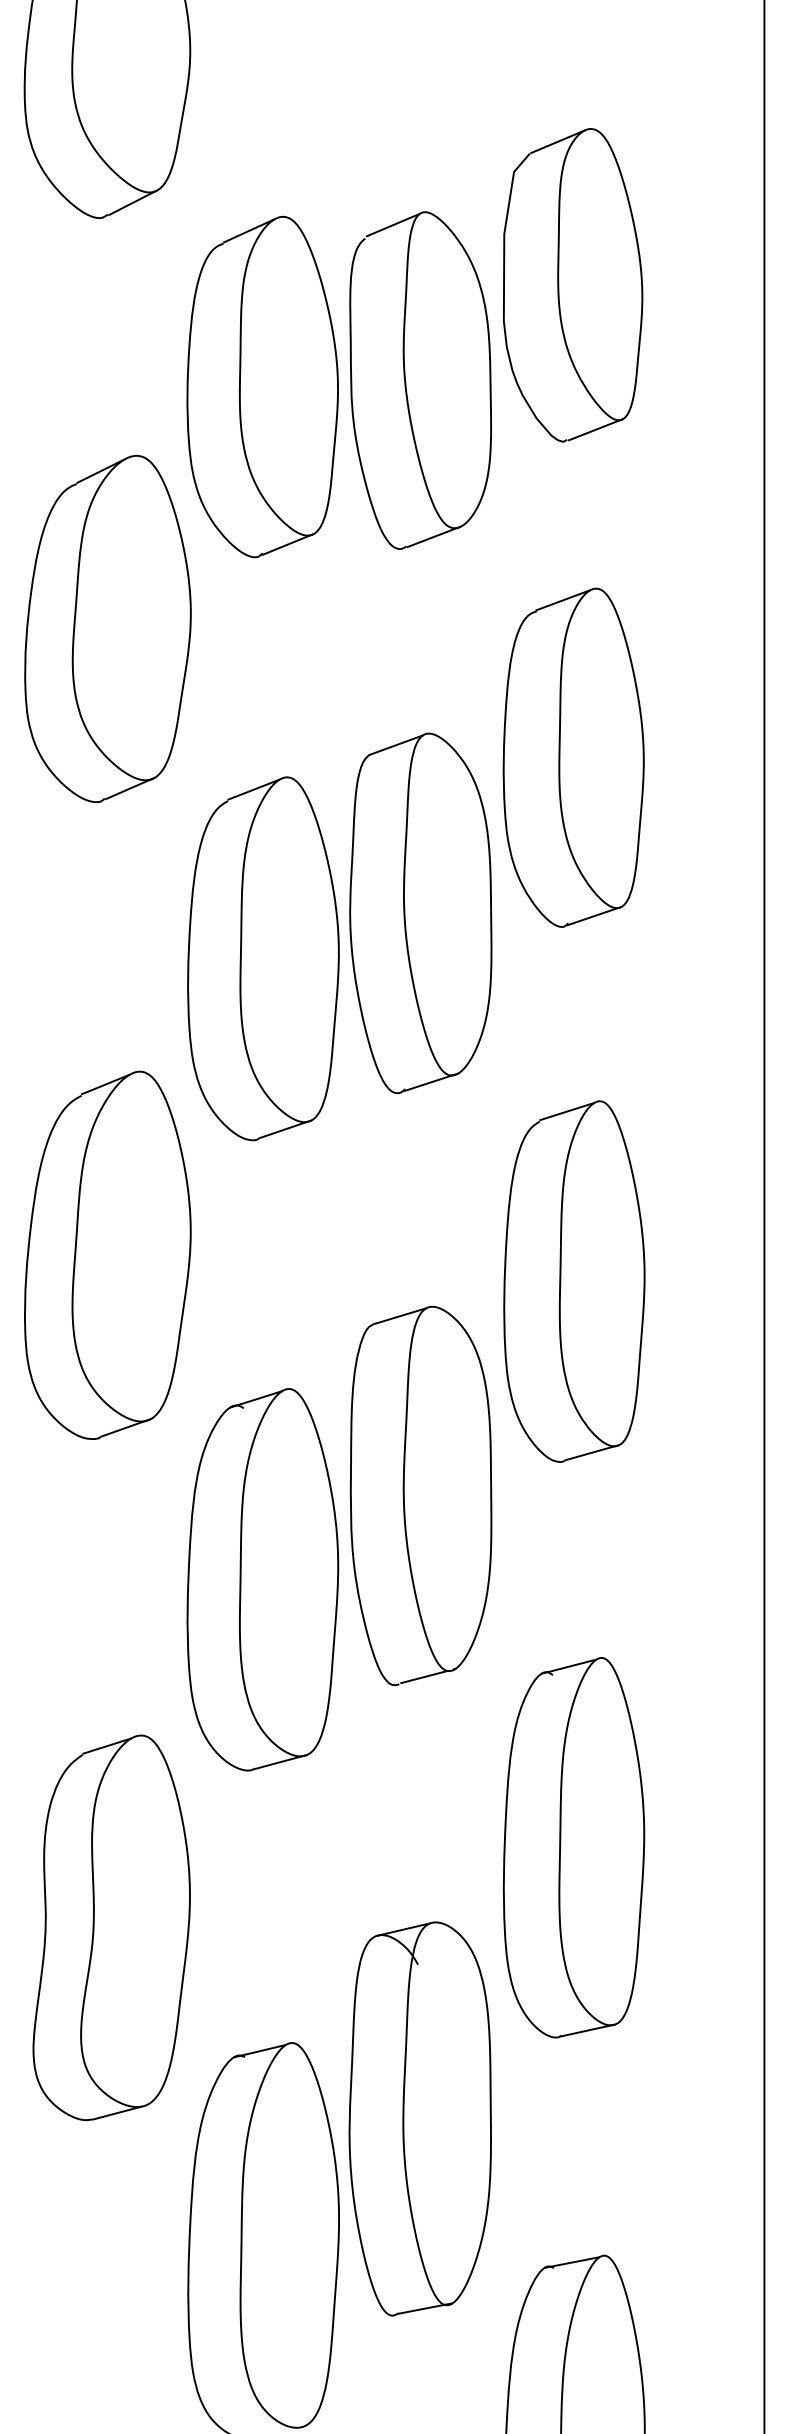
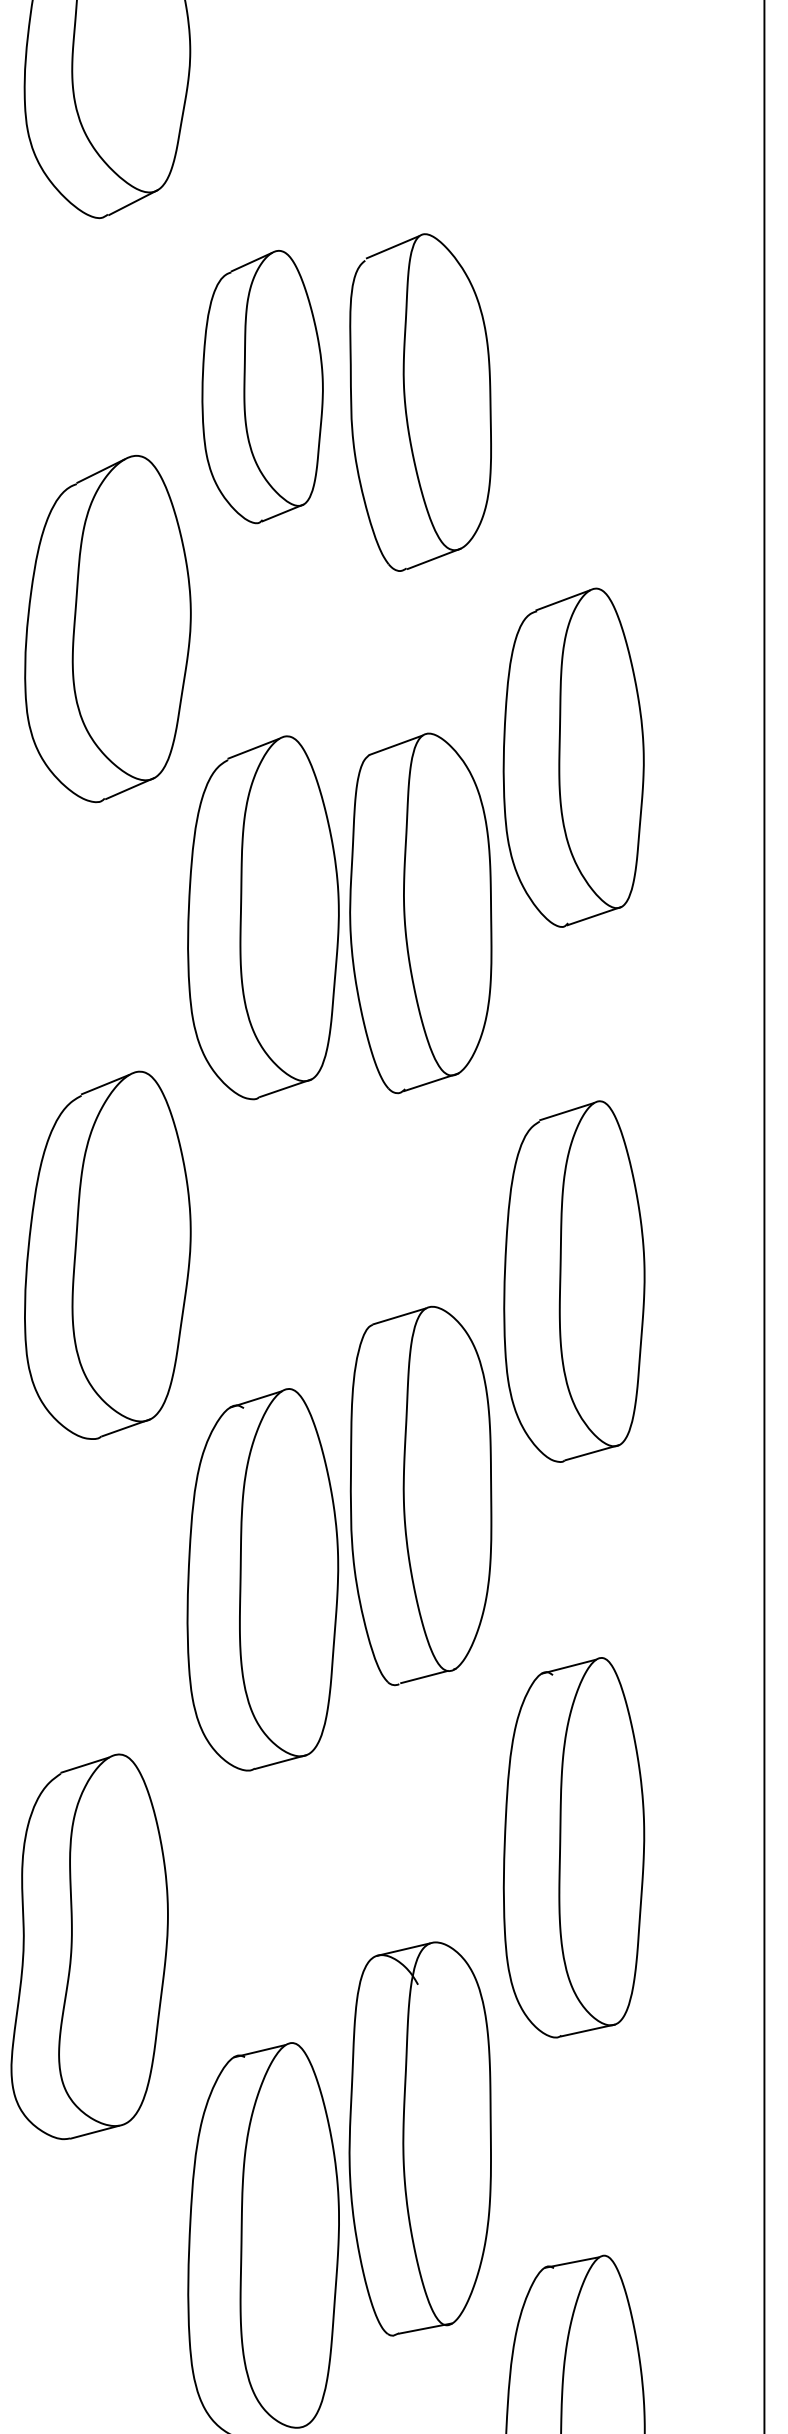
part: present -> none (573, 285)
part position: (420, 380) -> (420, 402) (420, 402)
part size: 153x344 px -> 123x275 px (262, 387)
part position: (263, 958) -> (263, 917) (263, 917)
part position: (111, 1927) -> (89, 1946) (89, 1946)
part position: (419, 2118) -> (419, 2138) (419, 2138)
